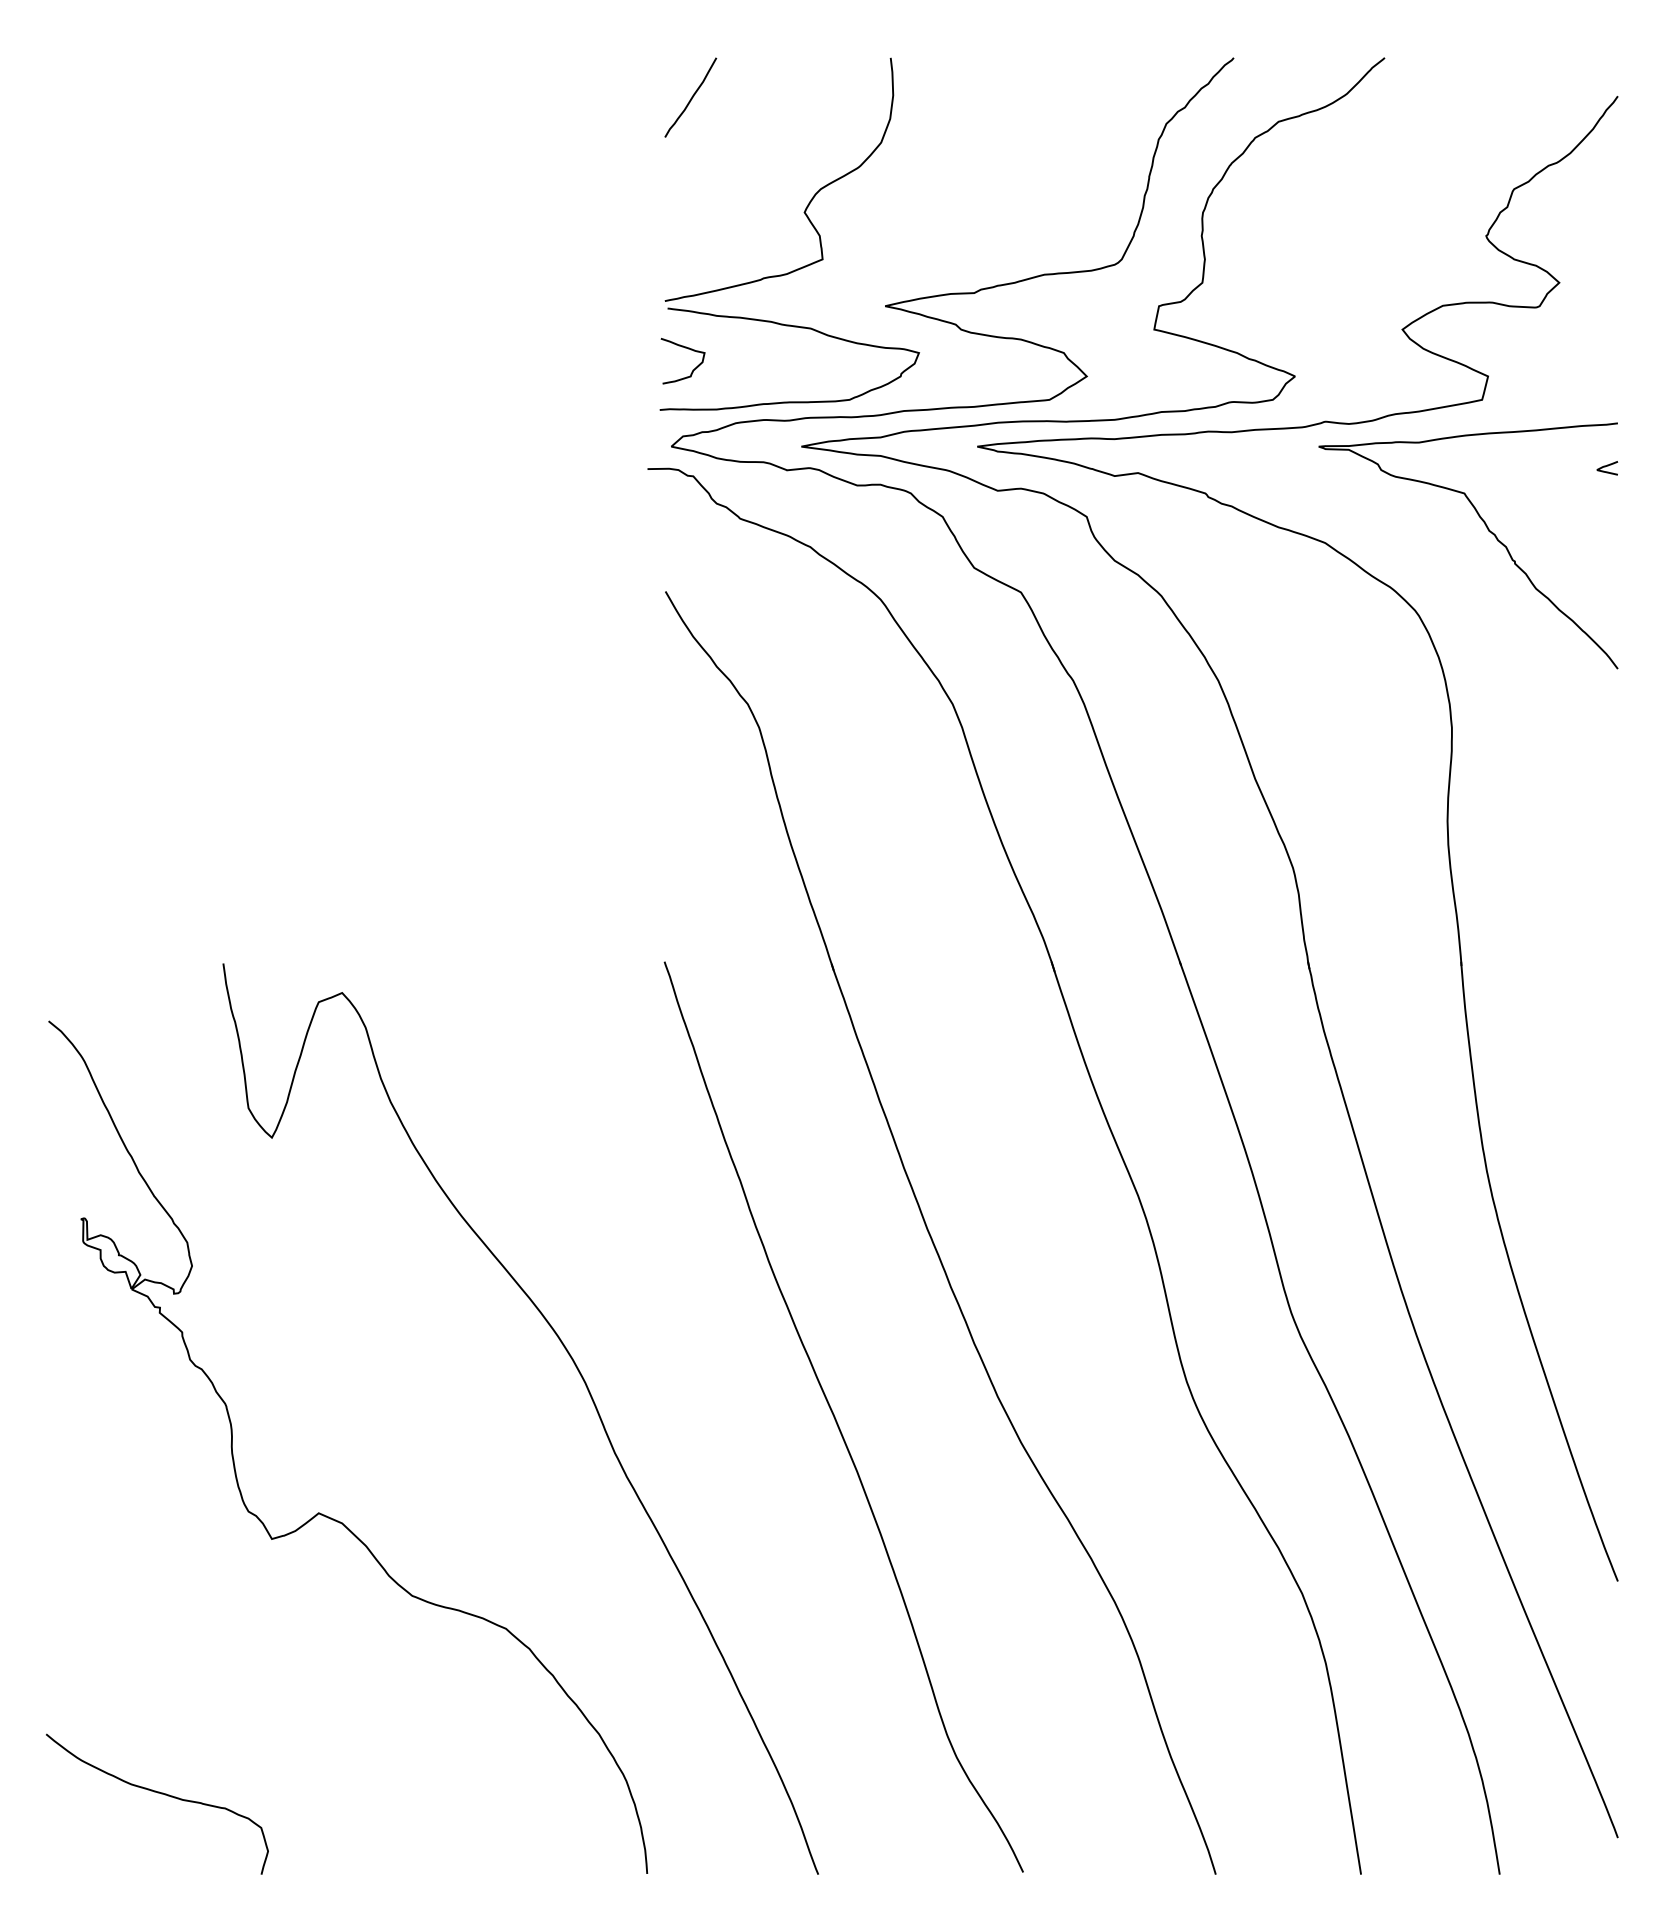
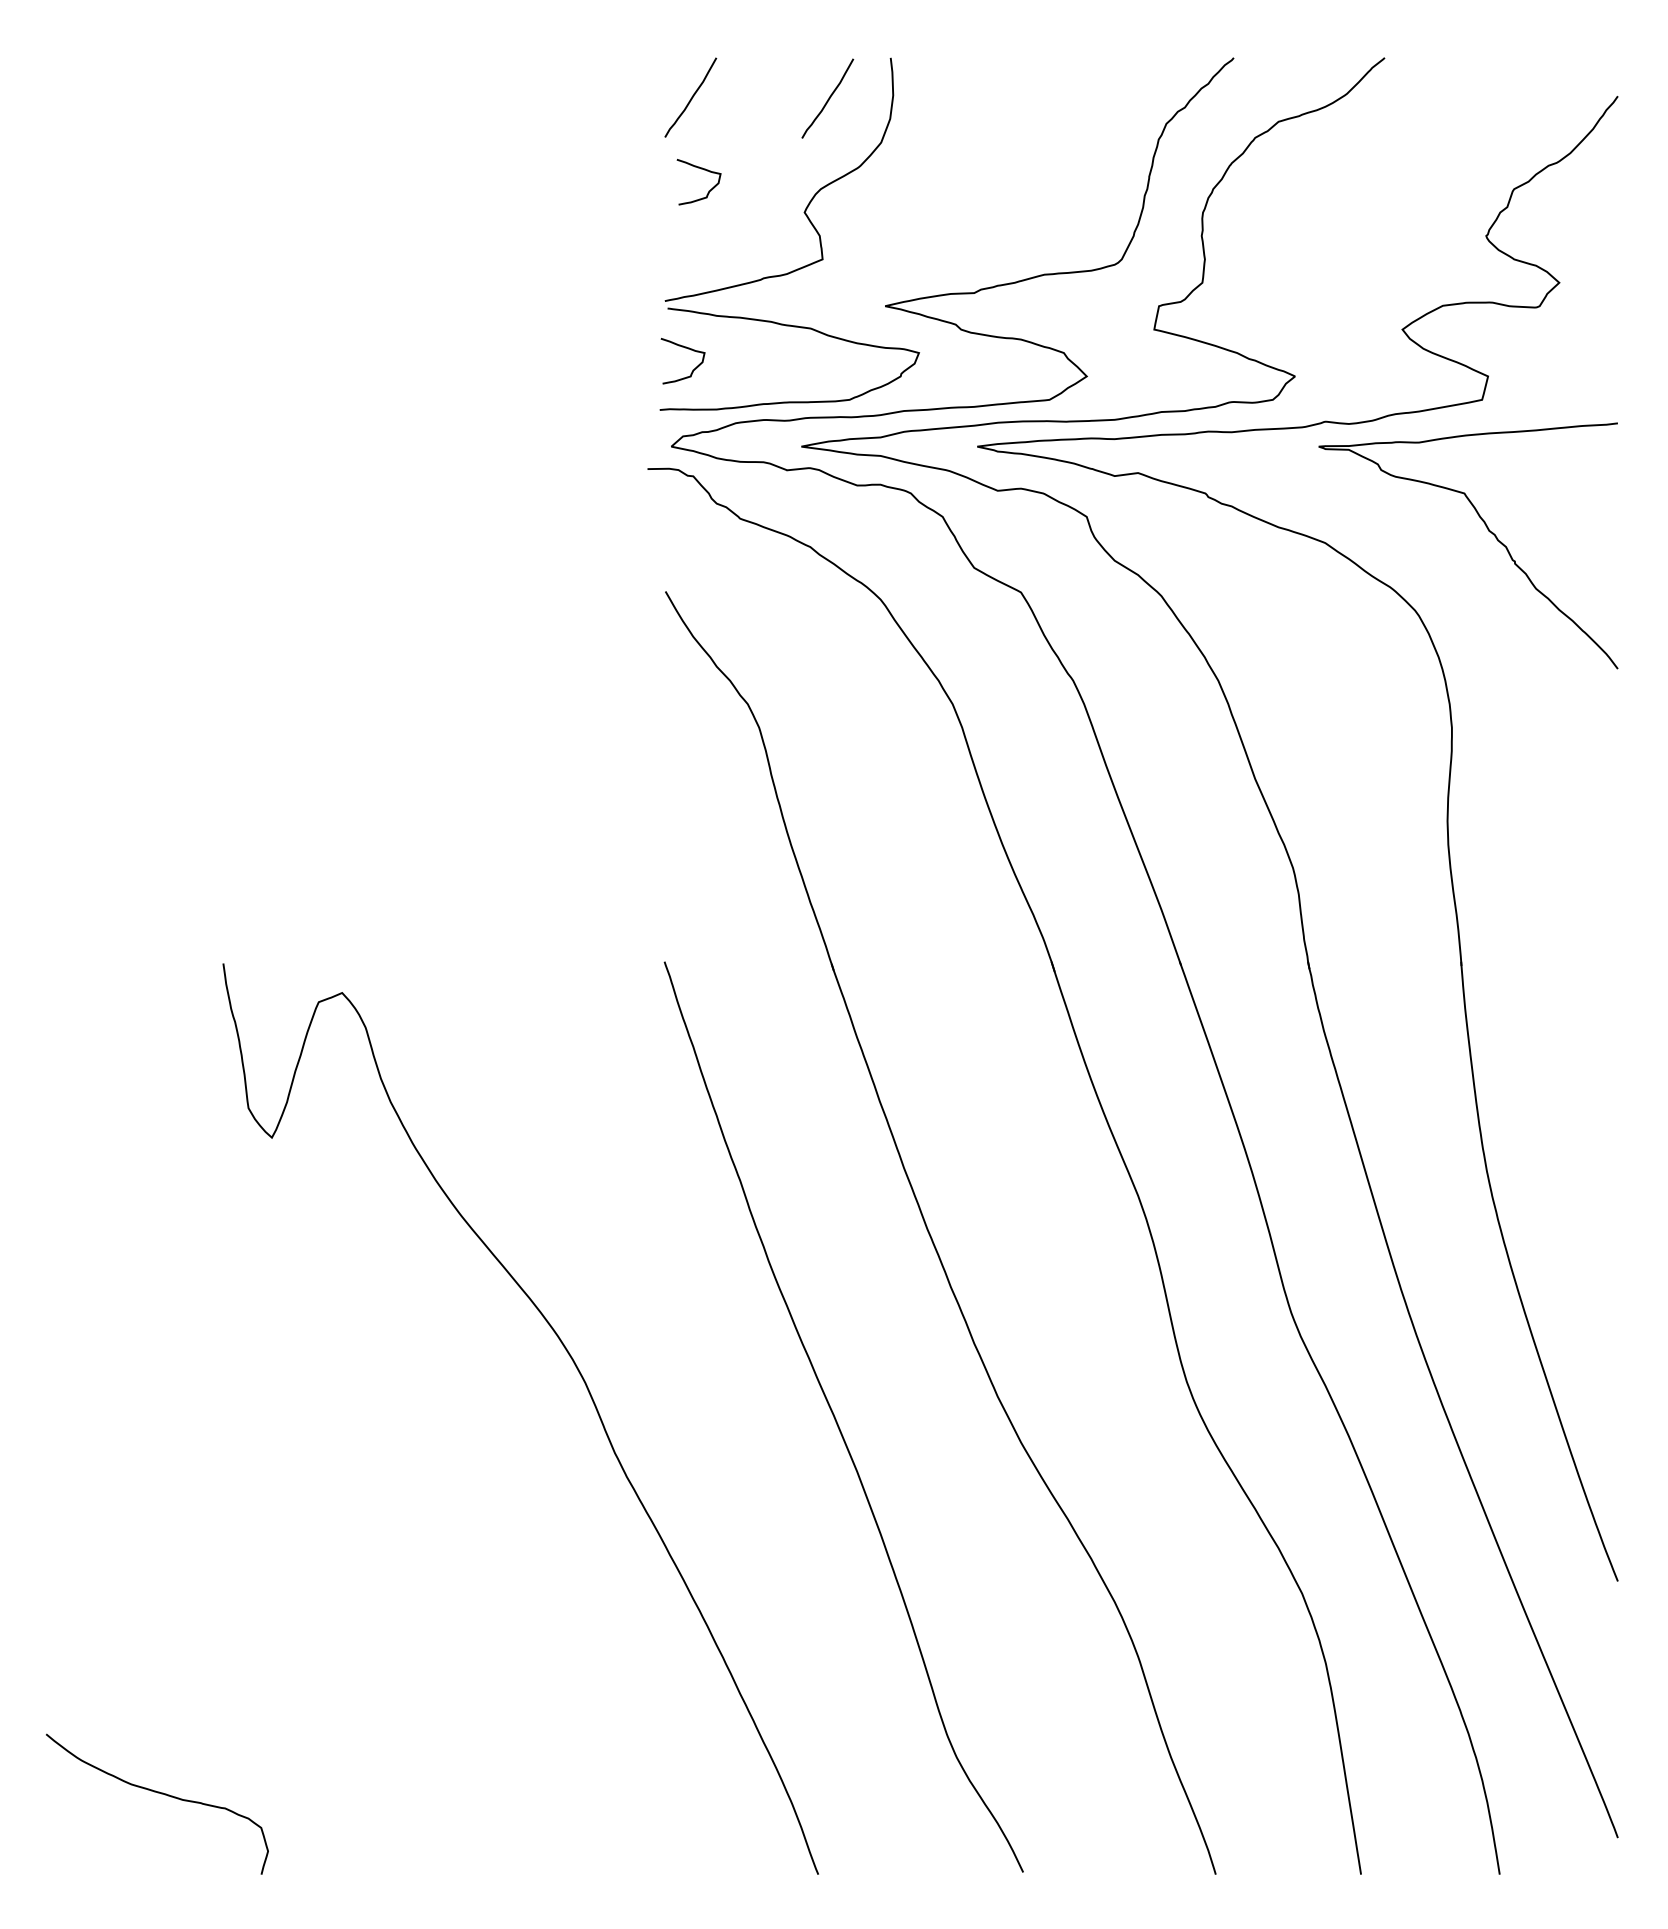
curve: none -> present (828, 98)
curve: none -> present (701, 169)
curve: present -> none (1607, 466)
part: present -> none (322, 1513)
